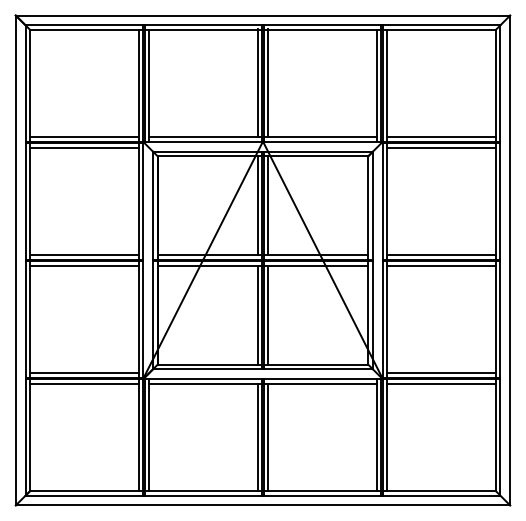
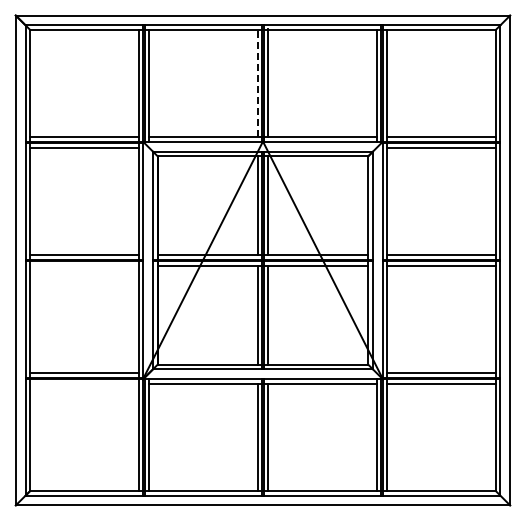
line: solid -> dashed (257, 82)
line: present -> none (83, 265)
line: present -> none (83, 383)
